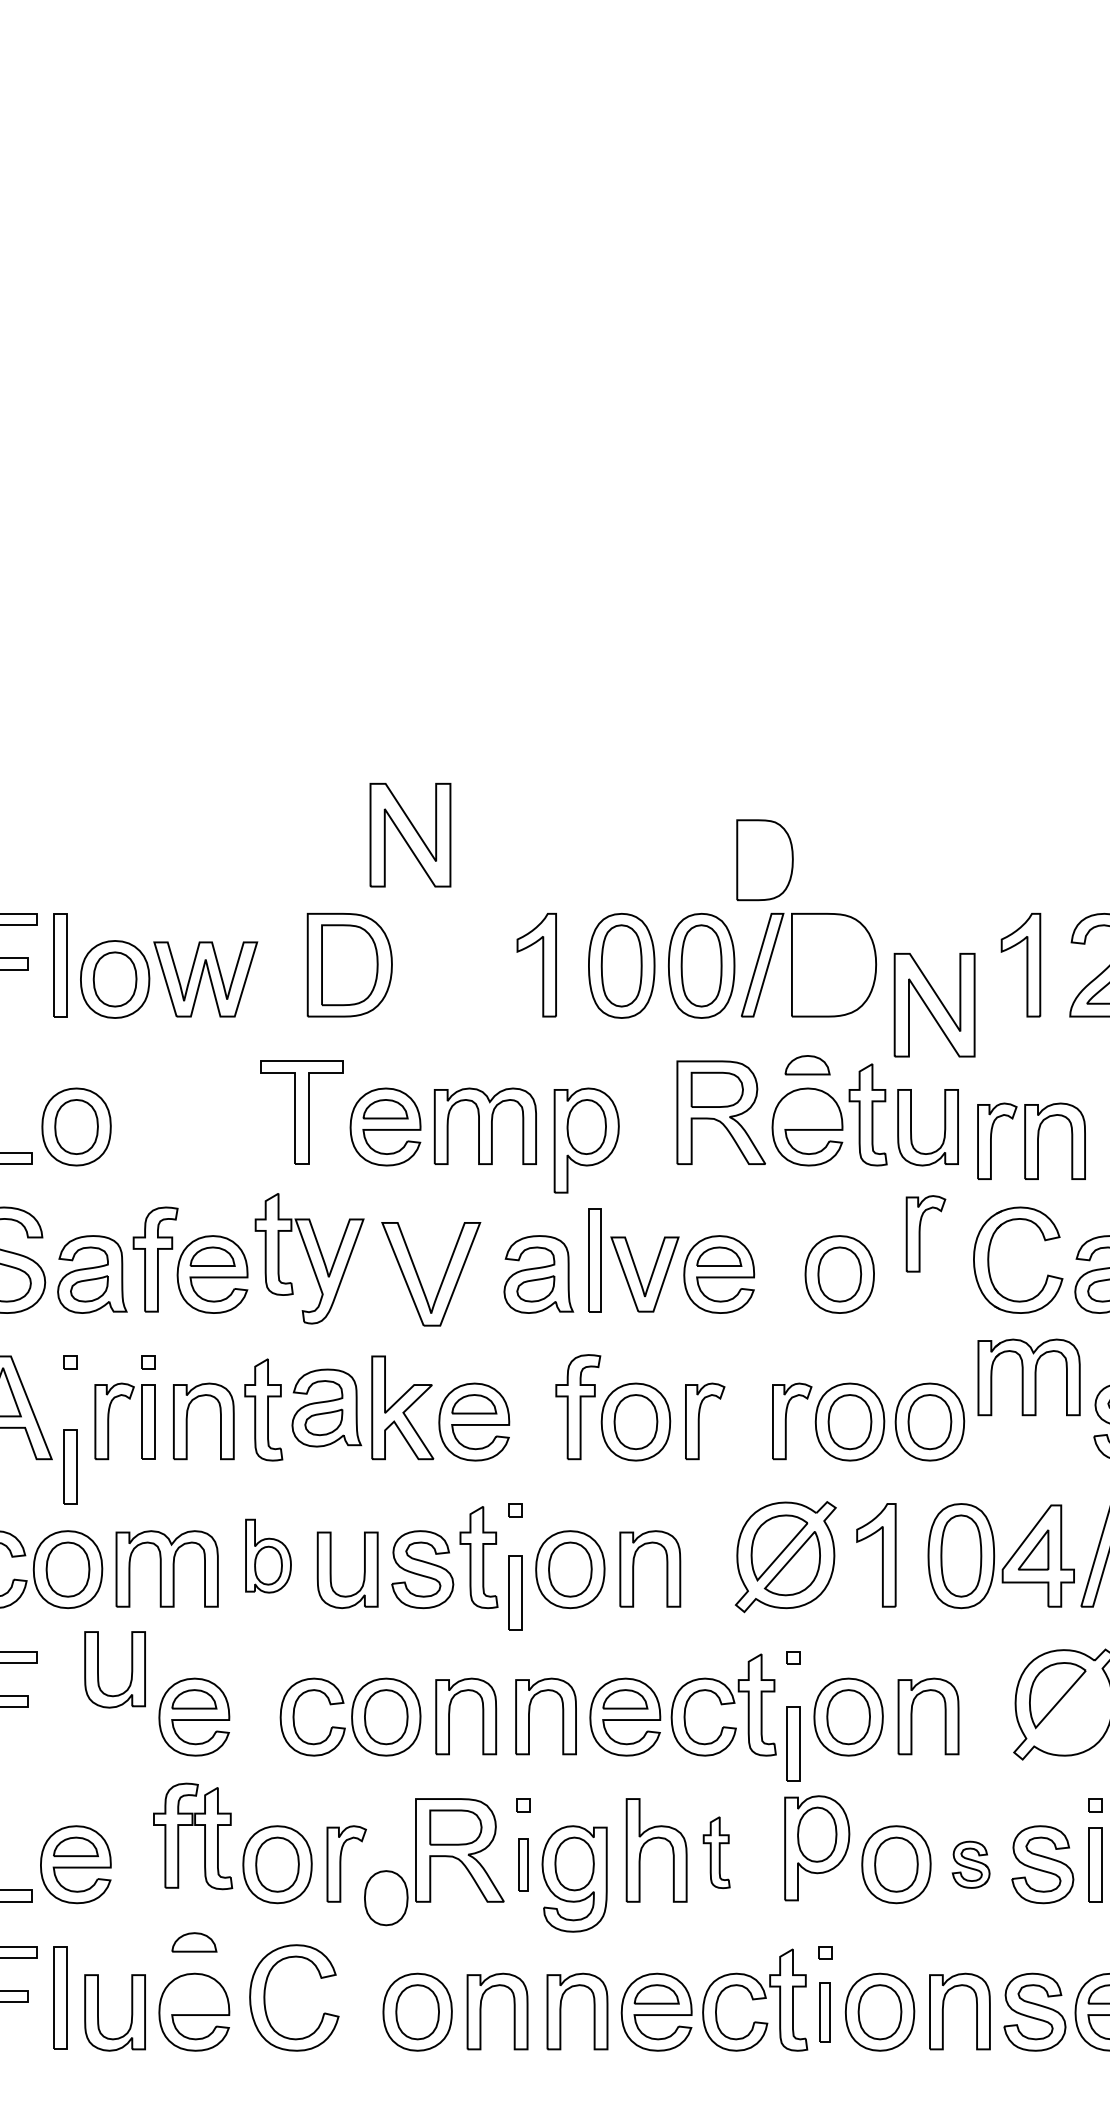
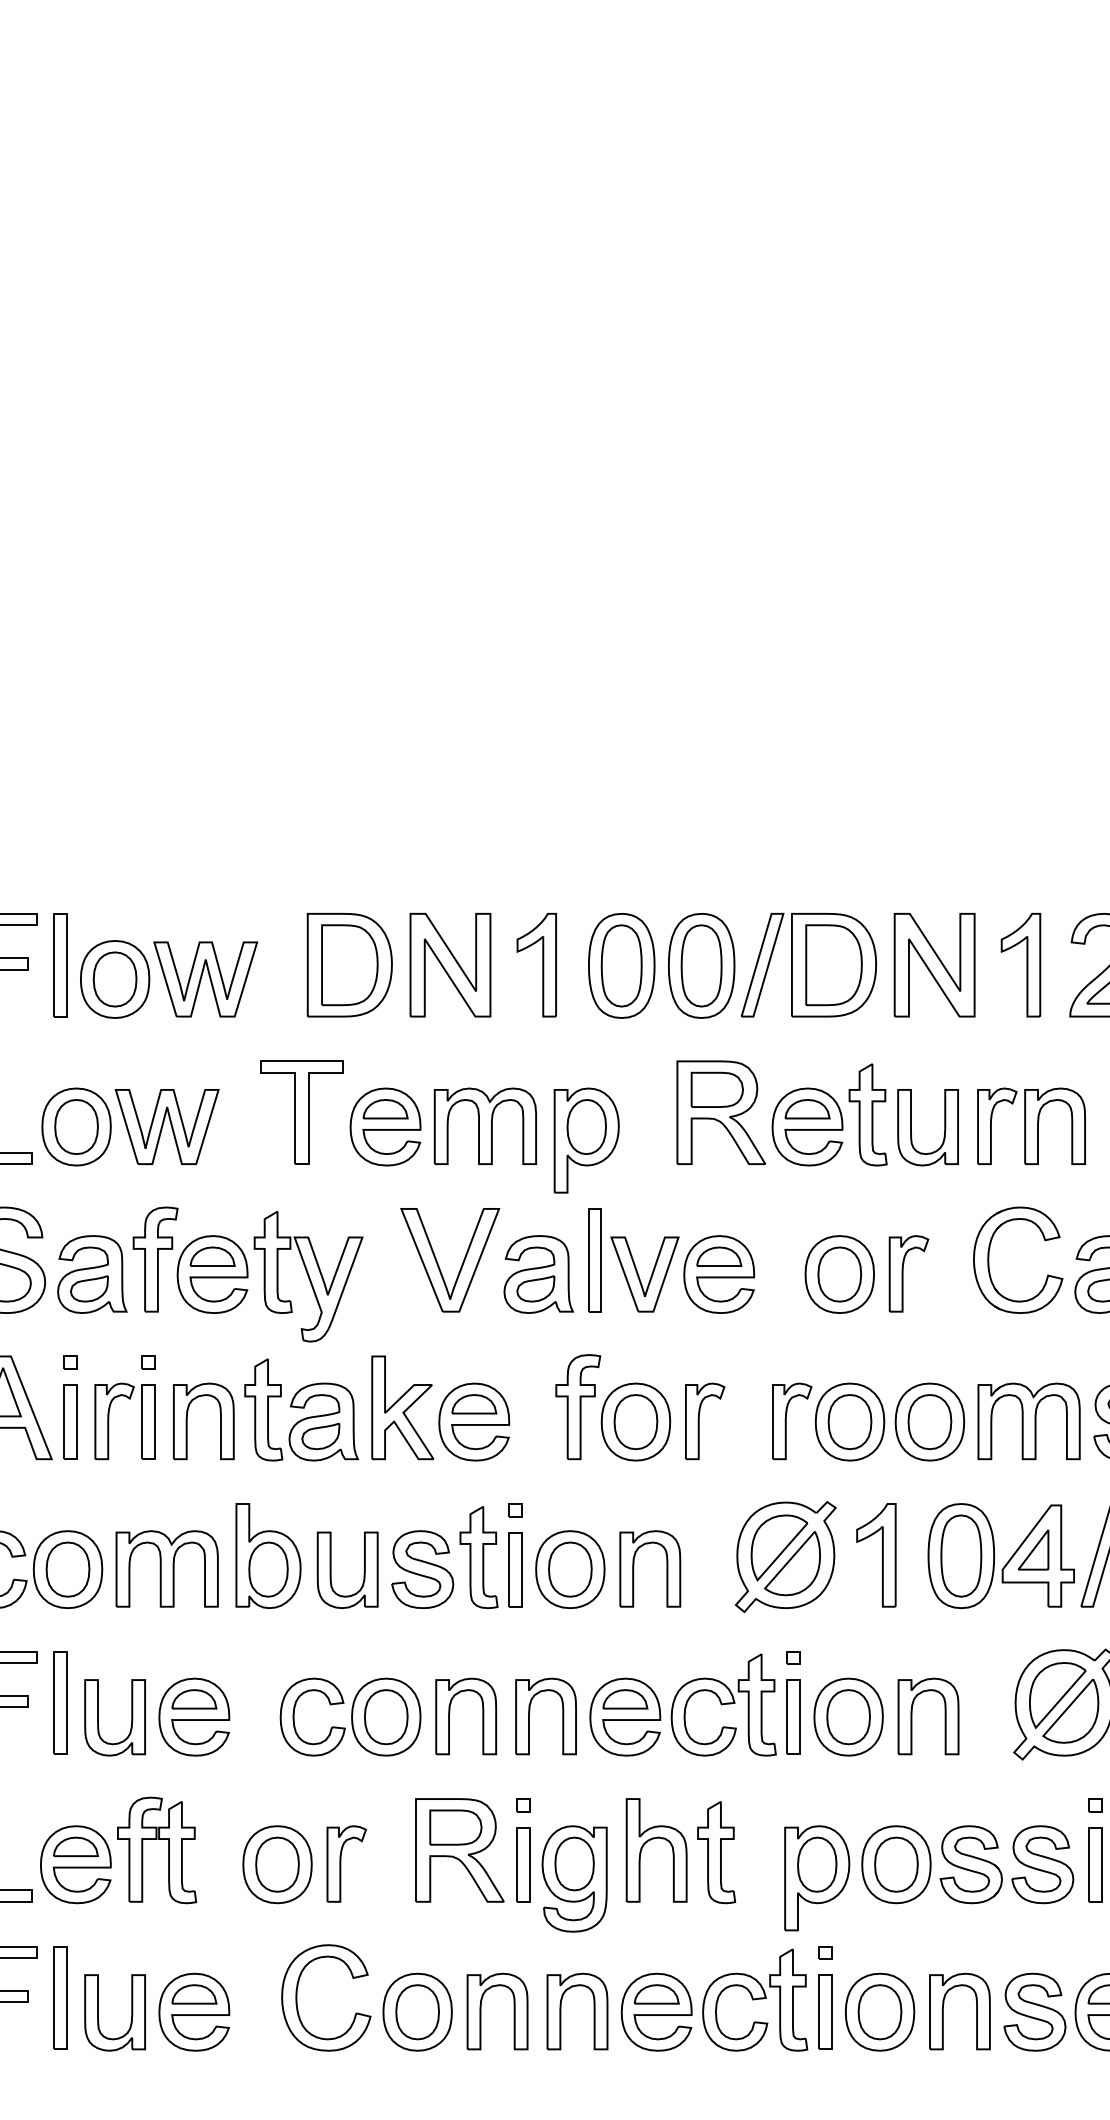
part position: (410, 835) -> (450, 965) (450, 965)
part position: (764, 860) -> (833, 965) (833, 965)
part position: (934, 1005) -> (934, 965) (934, 965)
part position: (807, 1065) -> (807, 1109) (807, 1109)
part: none -> present (166, 1126)
part position: (1031, 1140) -> (1031, 1125) (1031, 1125)
part position: (925, 1233) -> (908, 1273) (908, 1273)
part position: (309, 1258) -> (308, 1276) (308, 1276)
part position: (442, 1278) -> (461, 1264) (461, 1264)
part position: (1028, 1377) -> (1028, 1421) (1028, 1421)
part position: (326, 1407) -> (323, 1421) (323, 1421)
part position: (70, 1466) -> (70, 1421) (70, 1421)
part size: 47x76 px -> 67x107 px (268, 1556)
part position: (515, 1592) -> (515, 1569) (515, 1569)
part position: (98, 1669) -> (98, 1717) (98, 1717)
part: none -> present (60, 1702)
part: none -> present (1070, 1710)
part position: (793, 1743) -> (793, 1716) (793, 1716)
part position: (193, 1825) -> (157, 1839) (157, 1839)
part position: (817, 1848) -> (817, 1878) (817, 1878)
part size: 29x73 px -> 40x104 px (716, 1852)
part size: 11x54 px -> 15x76 px (523, 1864)
part size: 40x49 px -> 64x80 px (970, 1864)
part: present -> none (386, 1898)
part position: (194, 1942) -> (194, 1994) (194, 1994)
part position: (265, 1997) -> (297, 1997) (297, 1997)
part size: 12x61 px -> 15x76 px (825, 2011)
